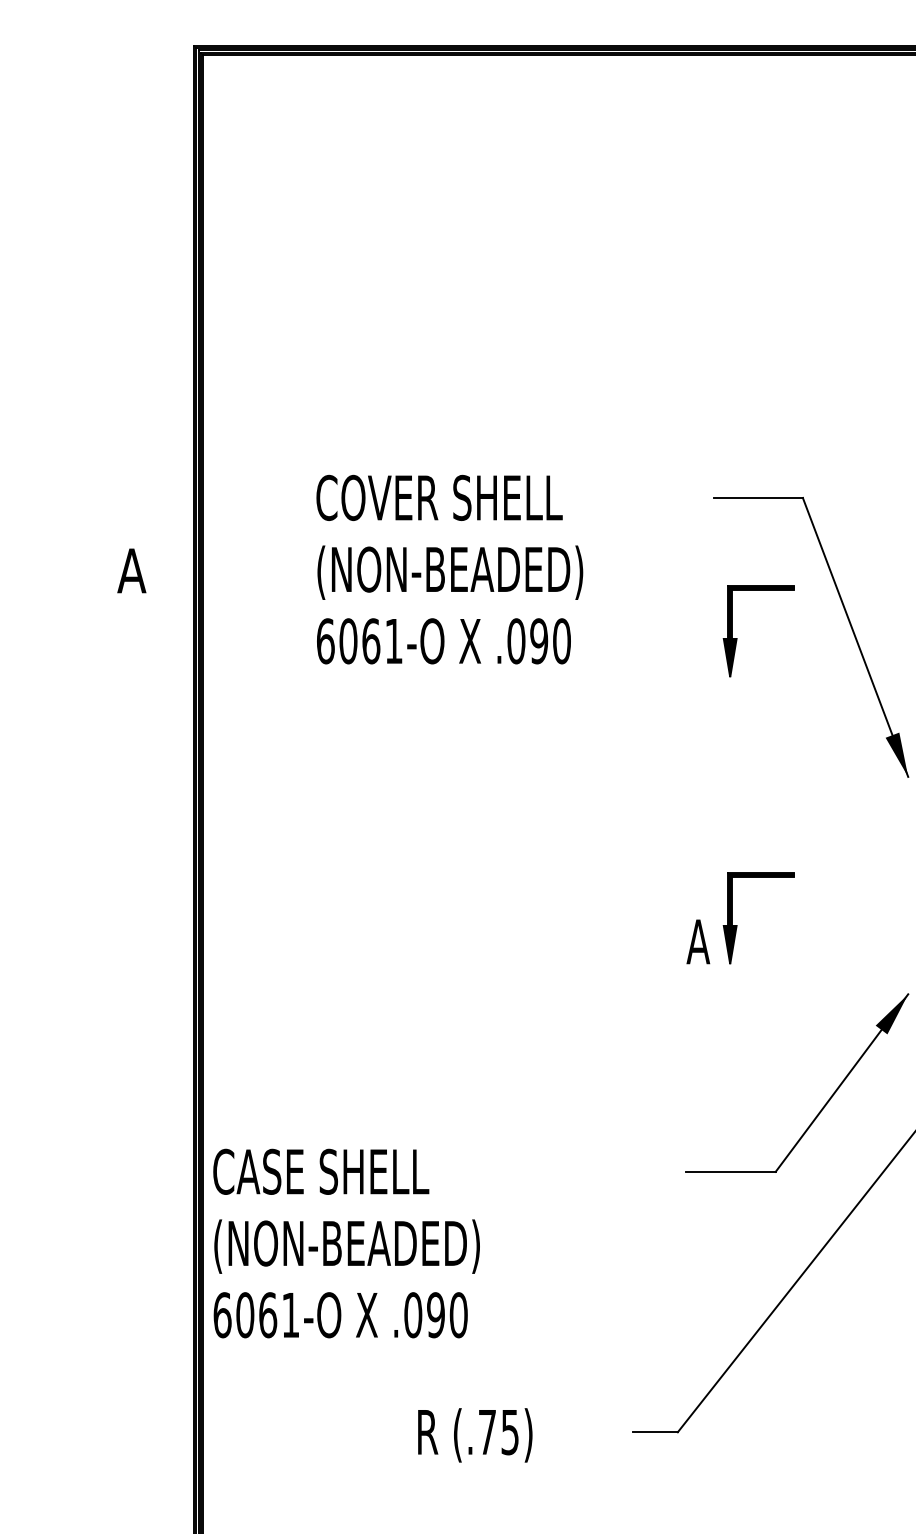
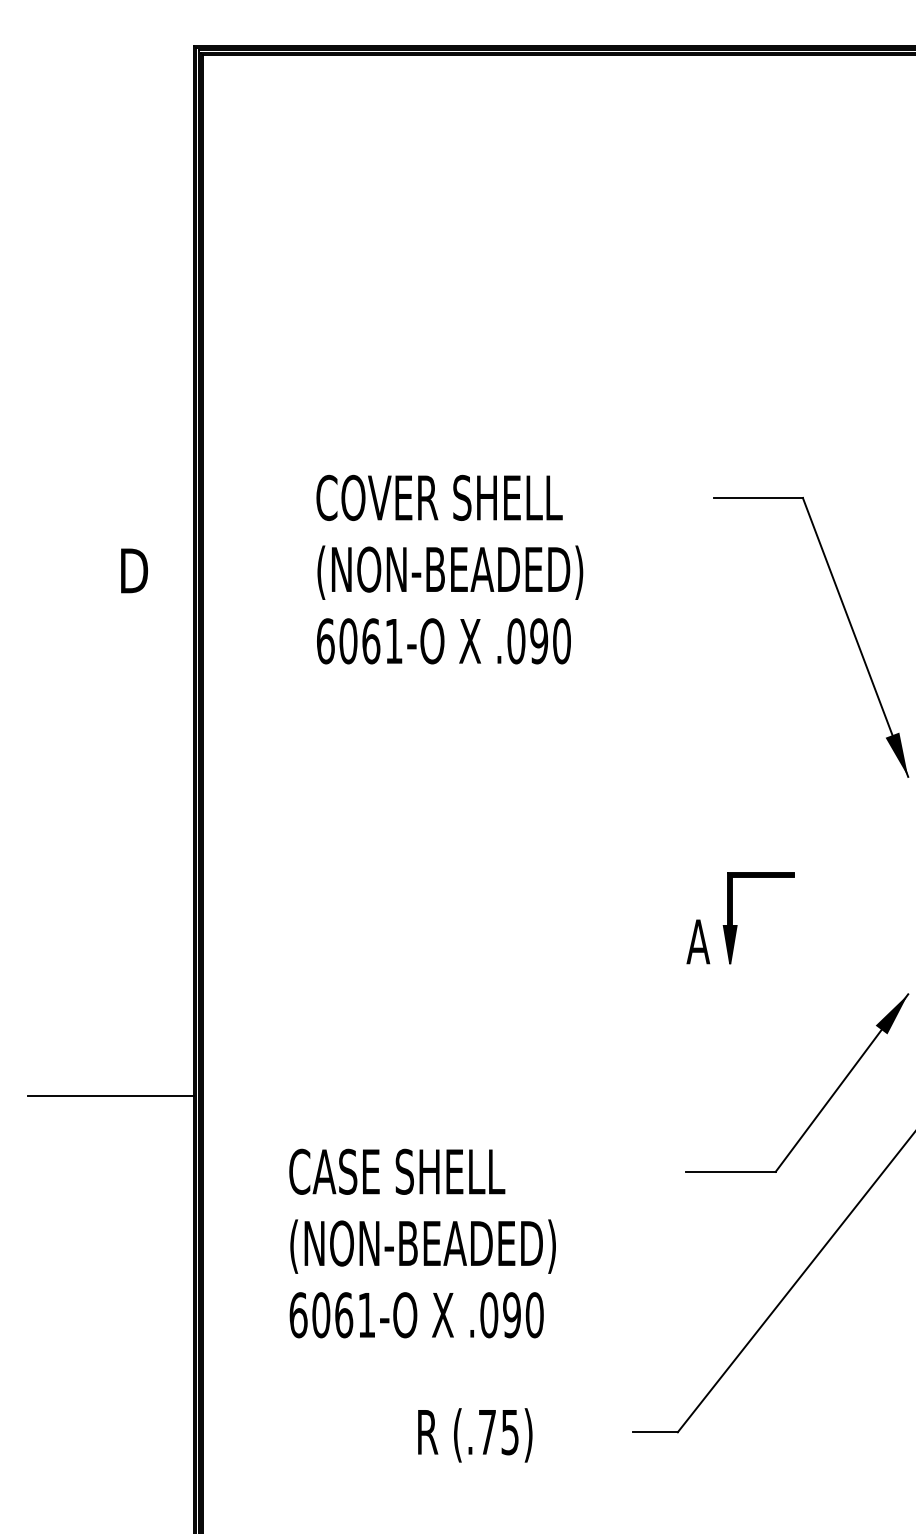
text: A -> D (132, 570)
part: present -> none (737, 638)
line: none -> present (110, 1095)
text position: (346, 1243) -> (422, 1243) (422, 1243)
